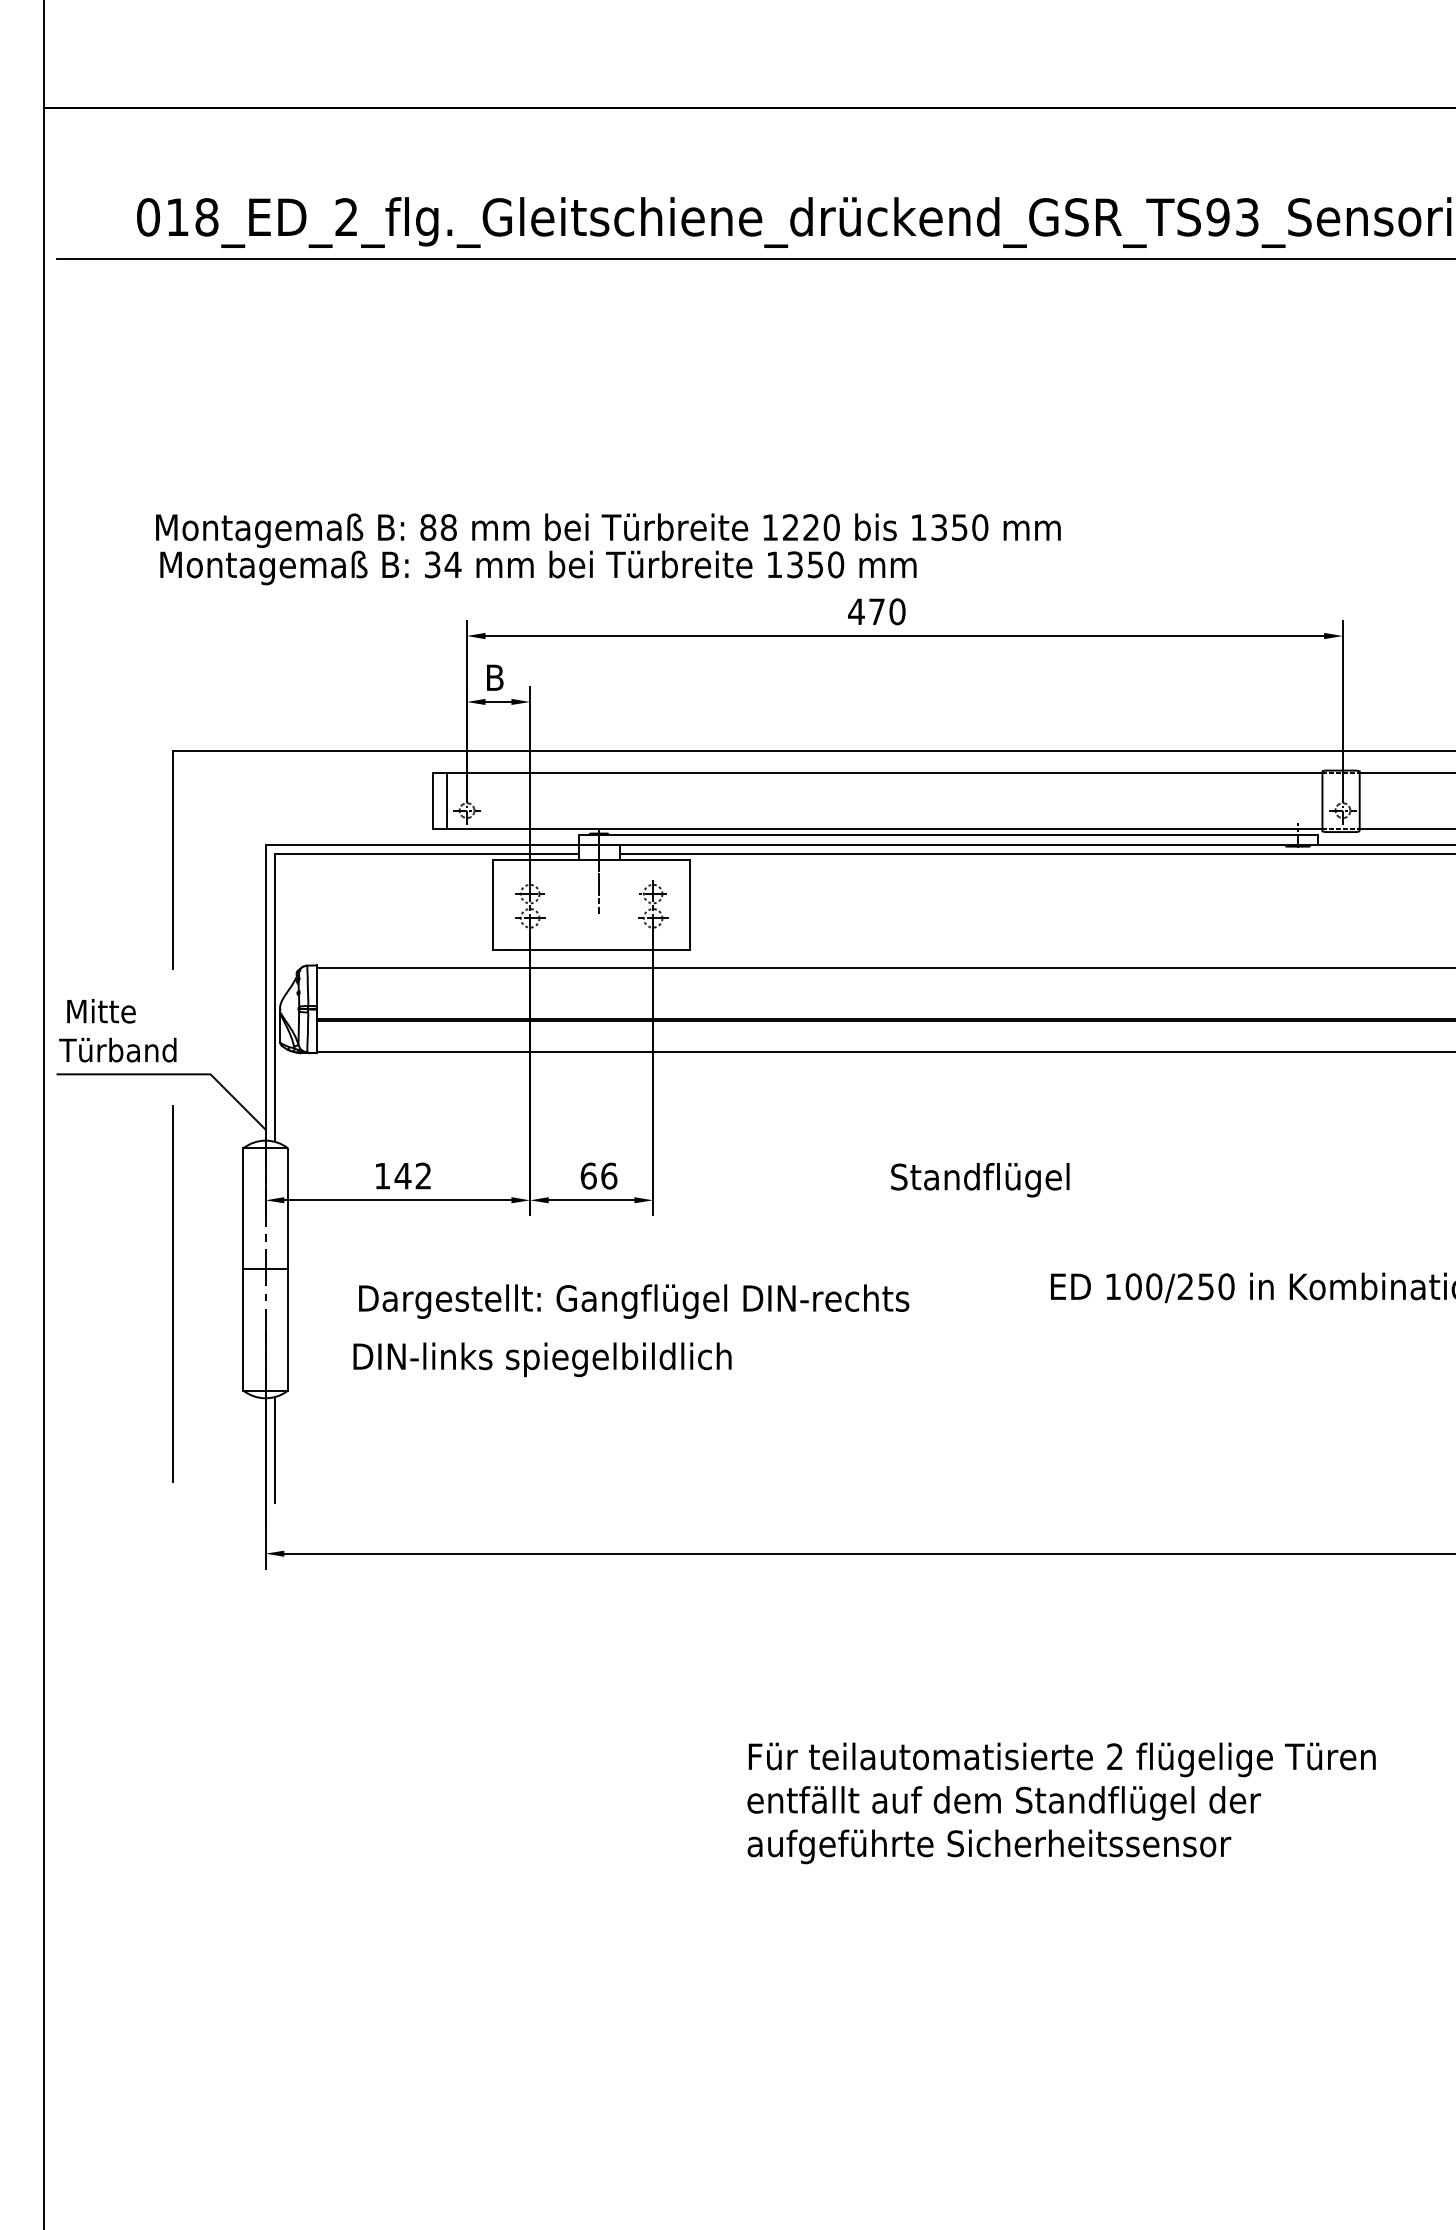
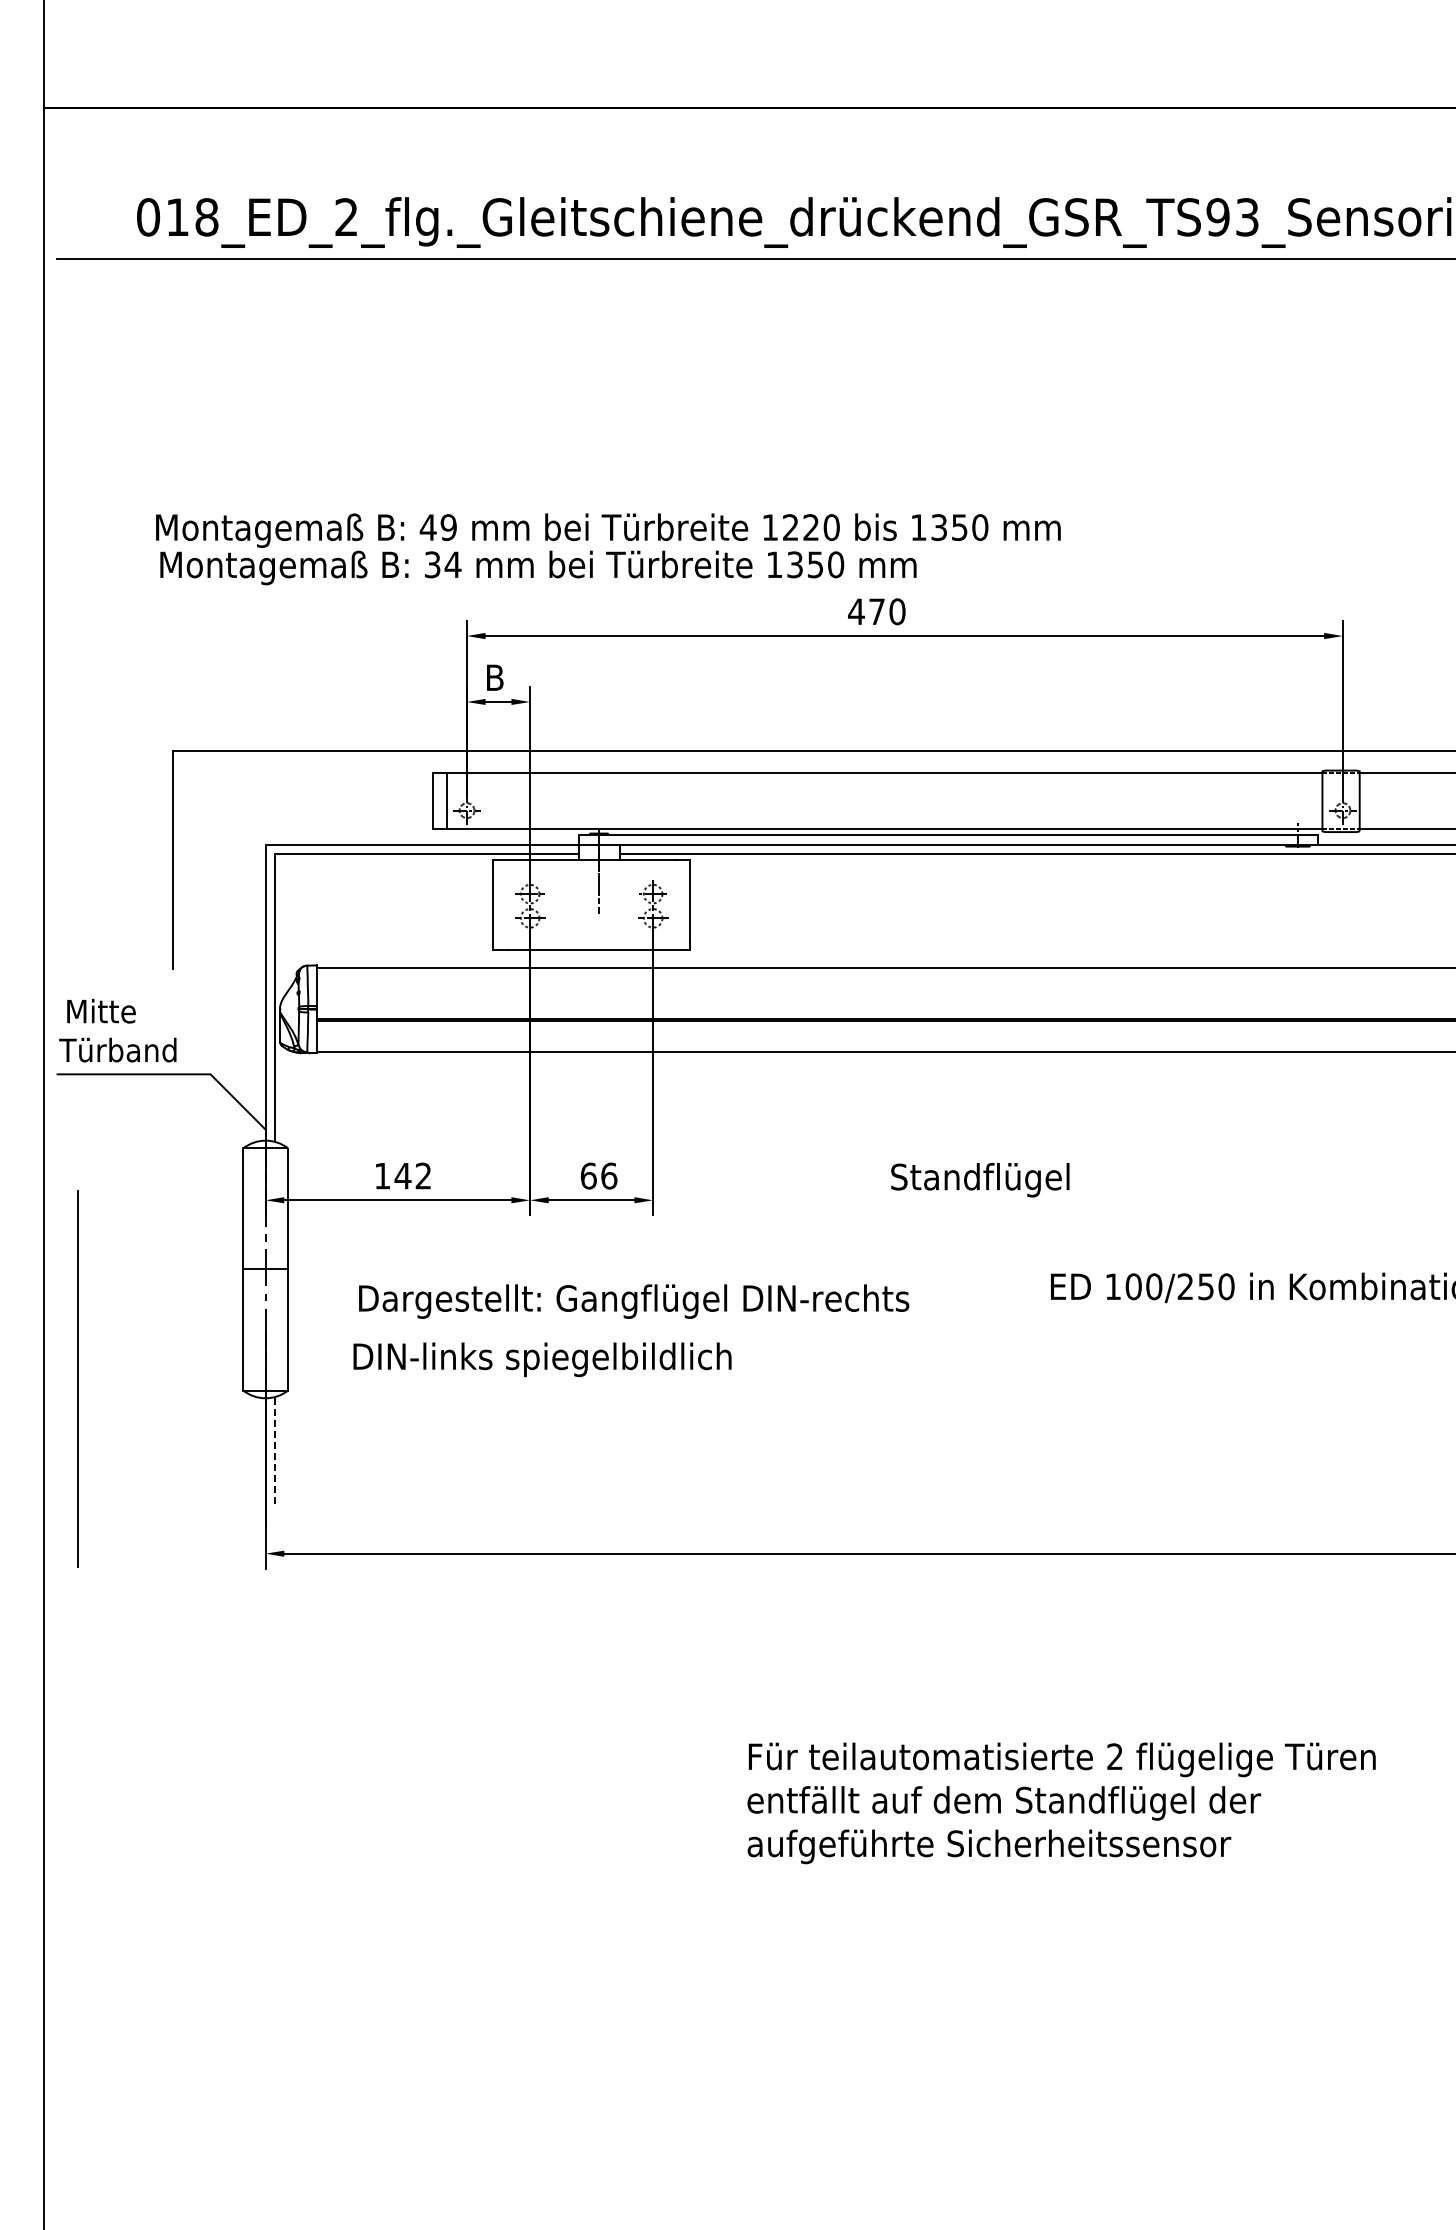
text: 88 -> 49 (437, 527)
line position: (172, 1293) -> (77, 1378) (77, 1378)
line: solid -> dashed (275, 1449)
